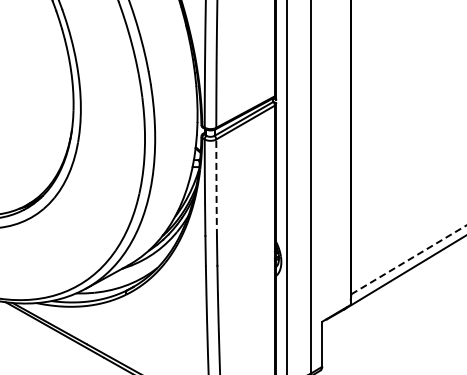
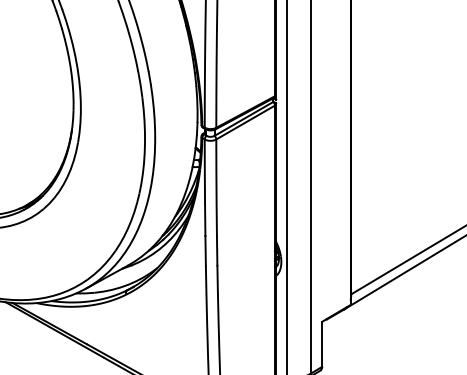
line: dashed -> solid (216, 187)
line: dashed -> solid (408, 259)
